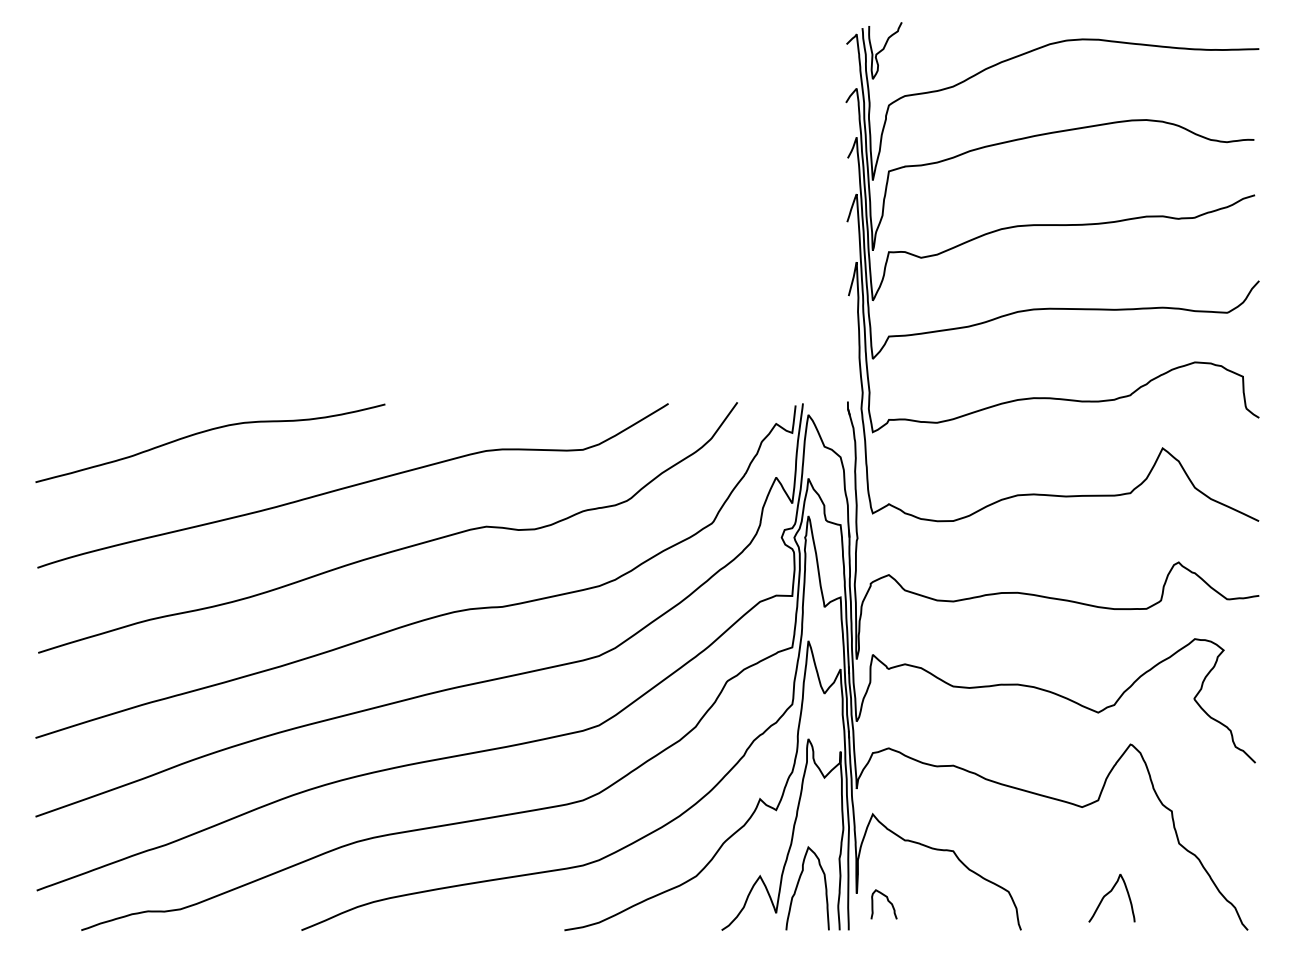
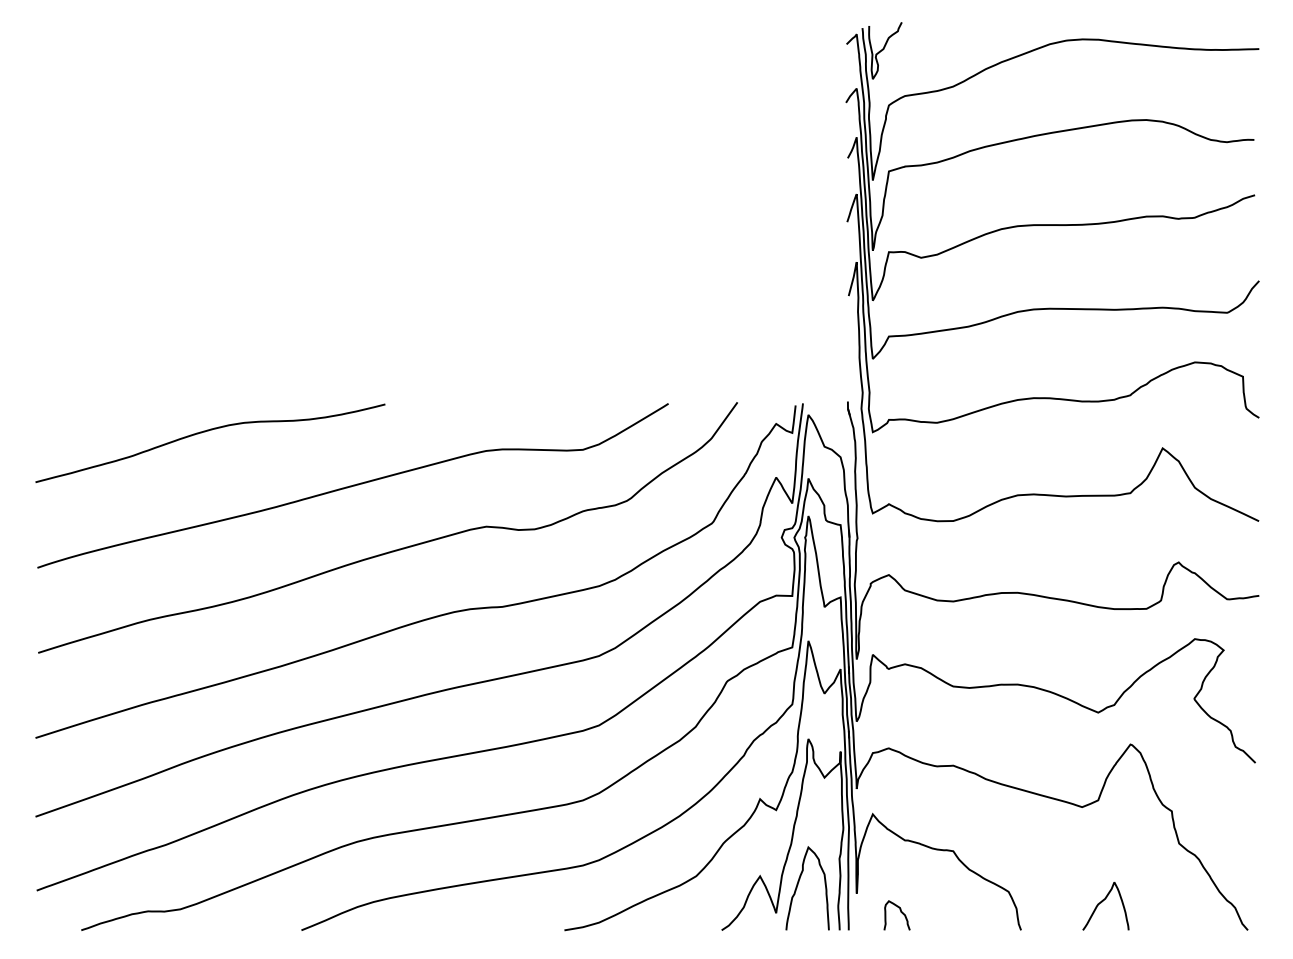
curve position: (1108, 894) -> (1102, 902) (1102, 902)
curve position: (887, 901) -> (900, 912) (900, 912)
